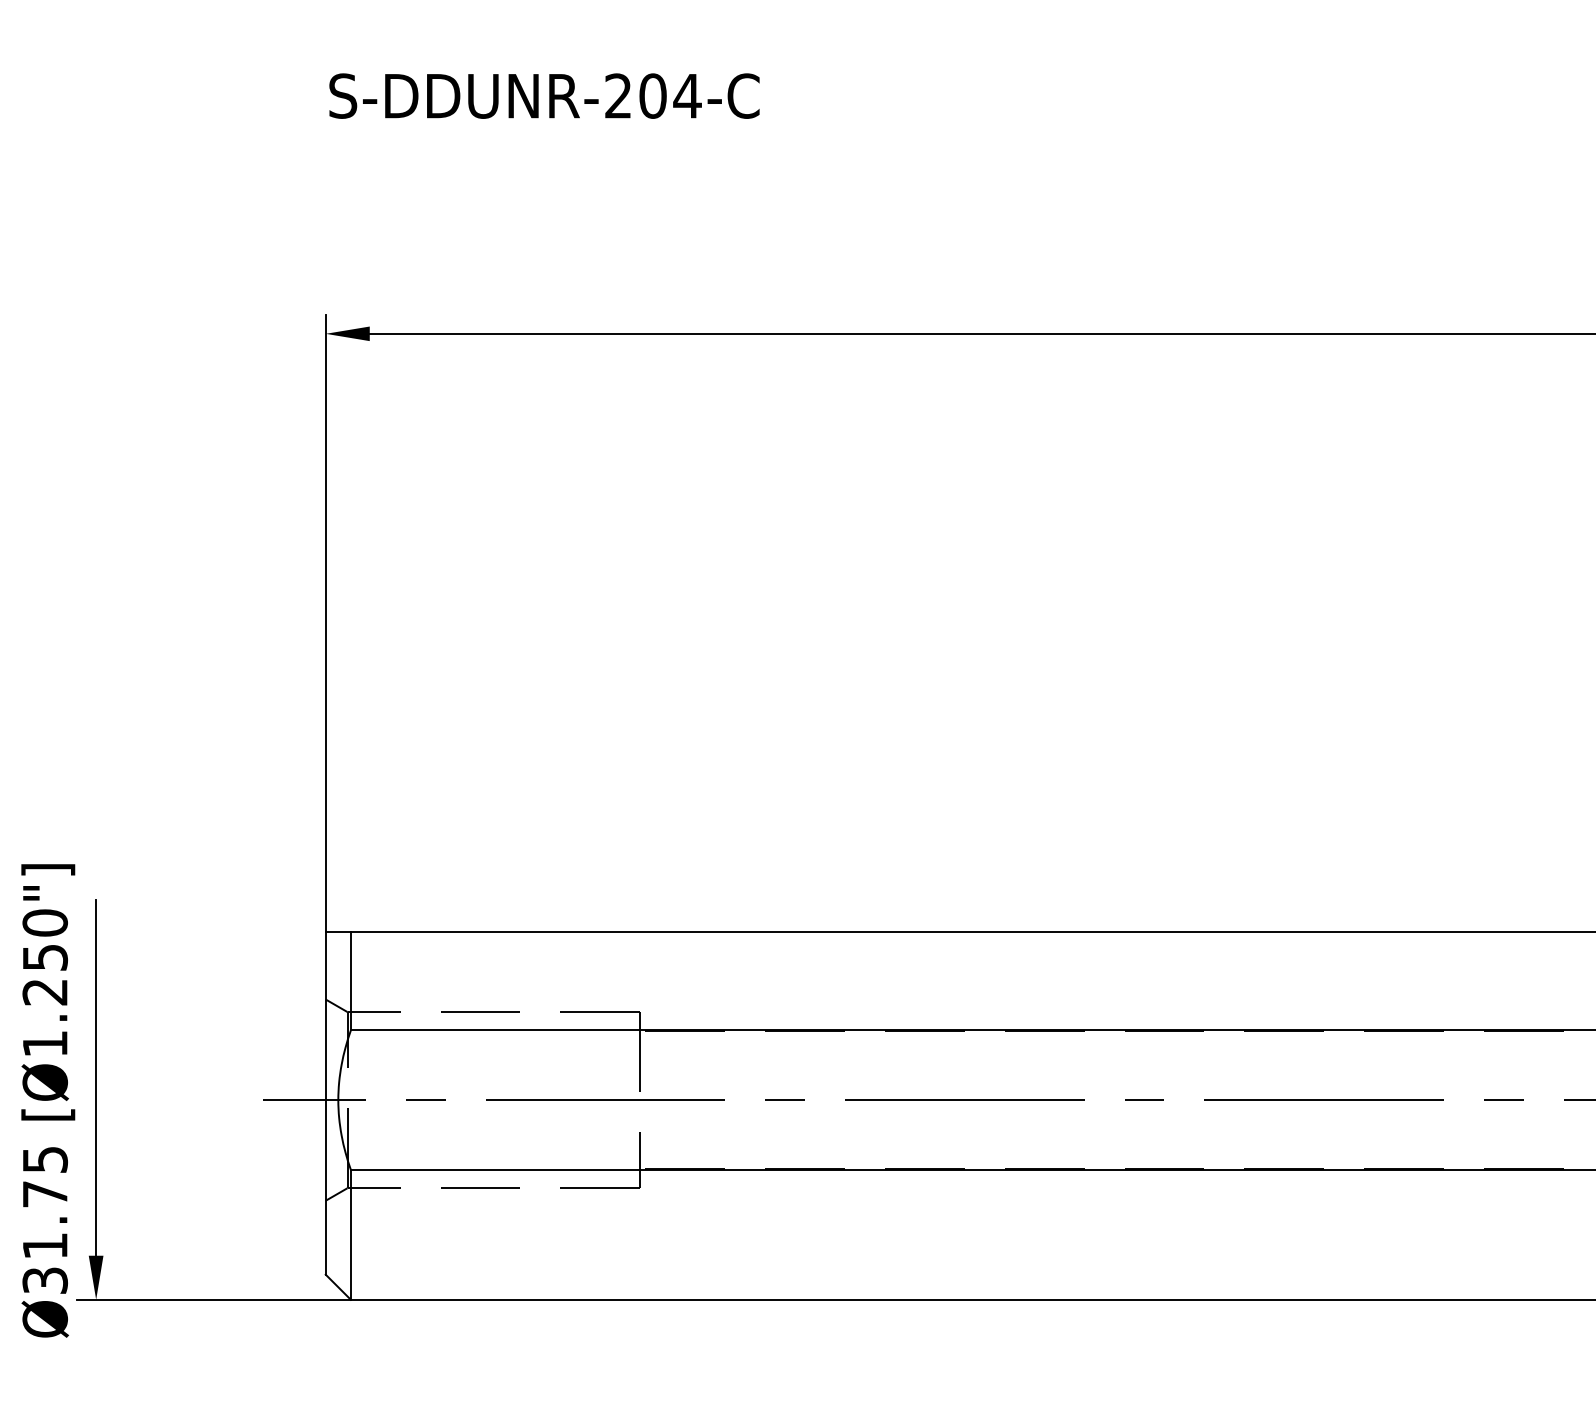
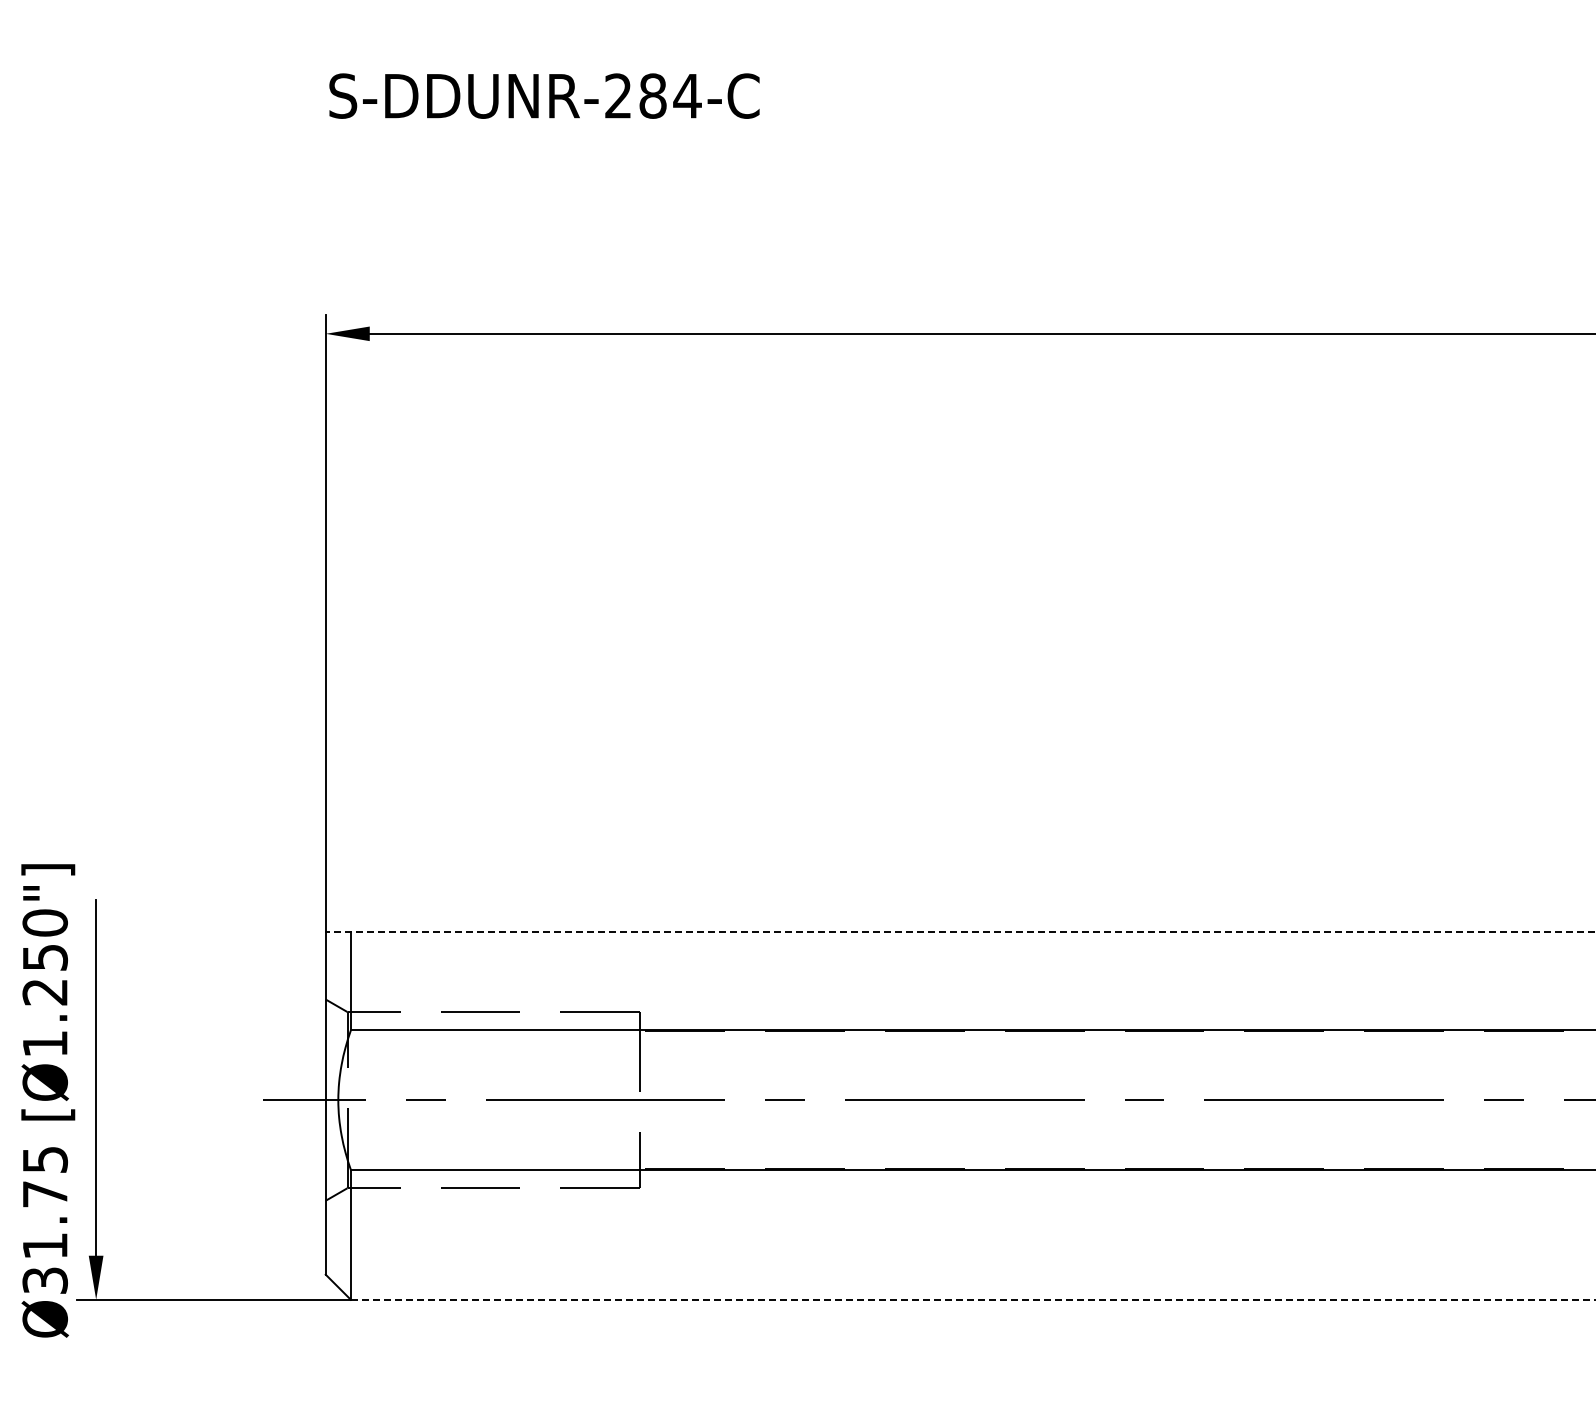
text: S-DDUNR-204-C -> S-DDUNR-284-C (652, 95)
line: solid -> dashed (960, 931)
line: solid -> dashed (973, 1299)
